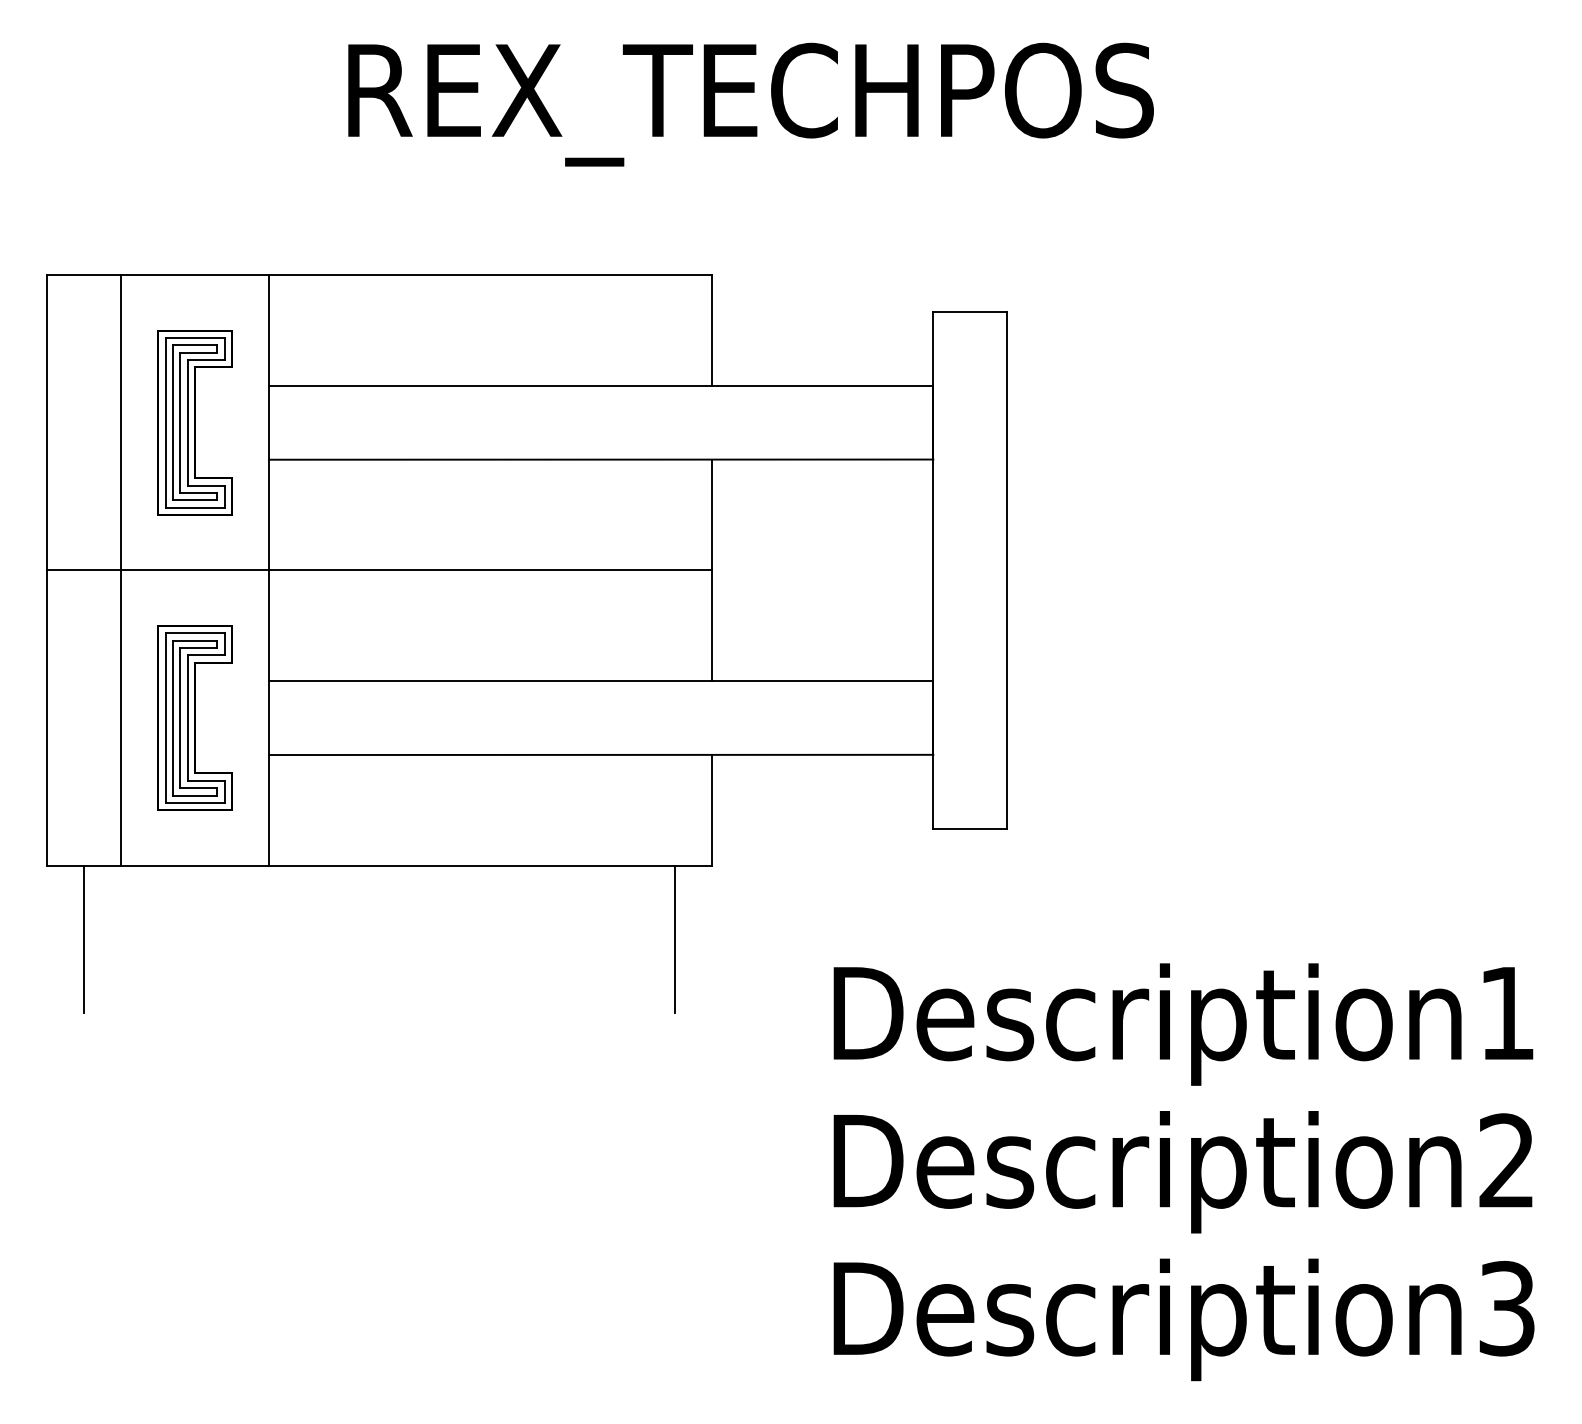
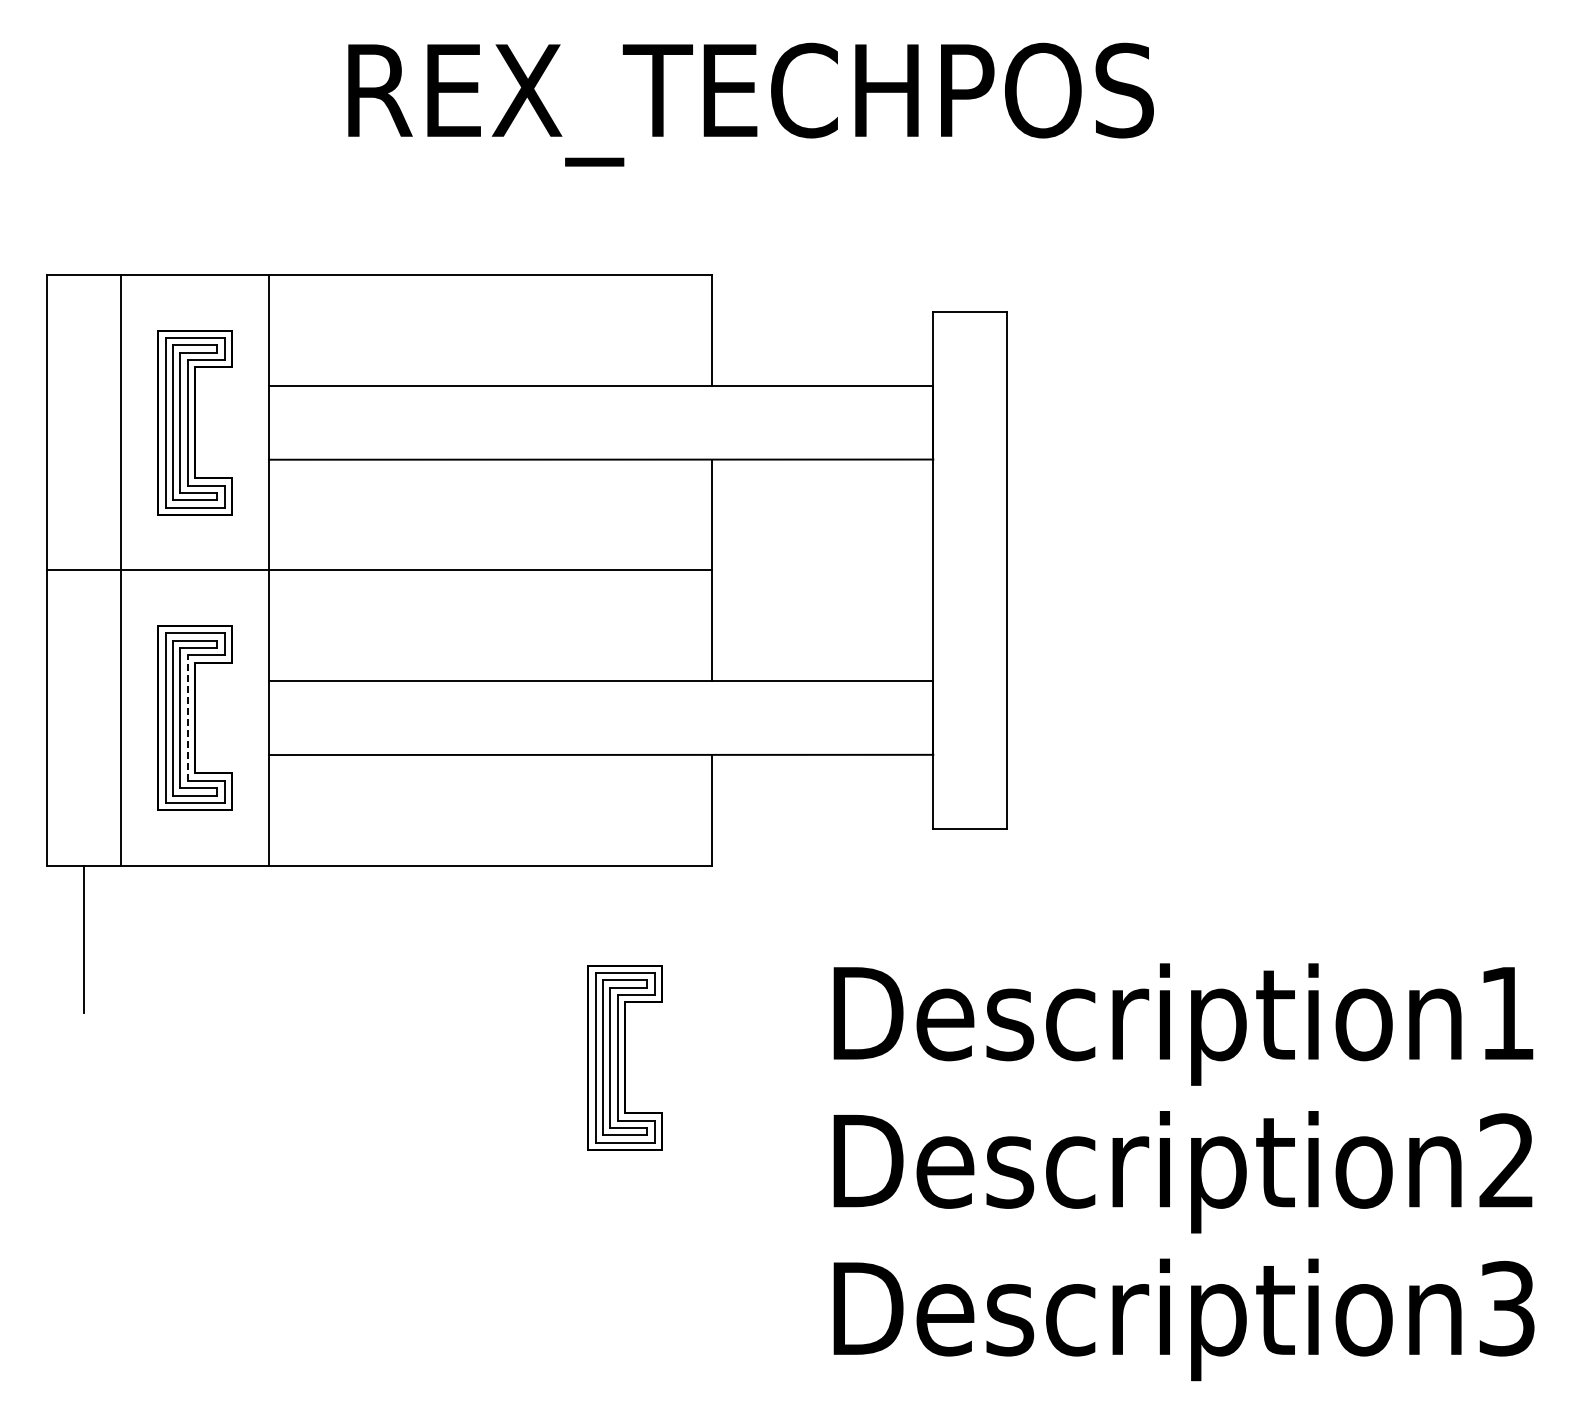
line: solid -> dashed (187, 718)
line: present -> none (674, 939)
part: none -> present (624, 1057)
